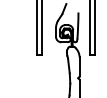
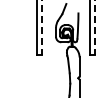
line: solid -> dashed (42, 28)
line: solid -> dashed (95, 28)
